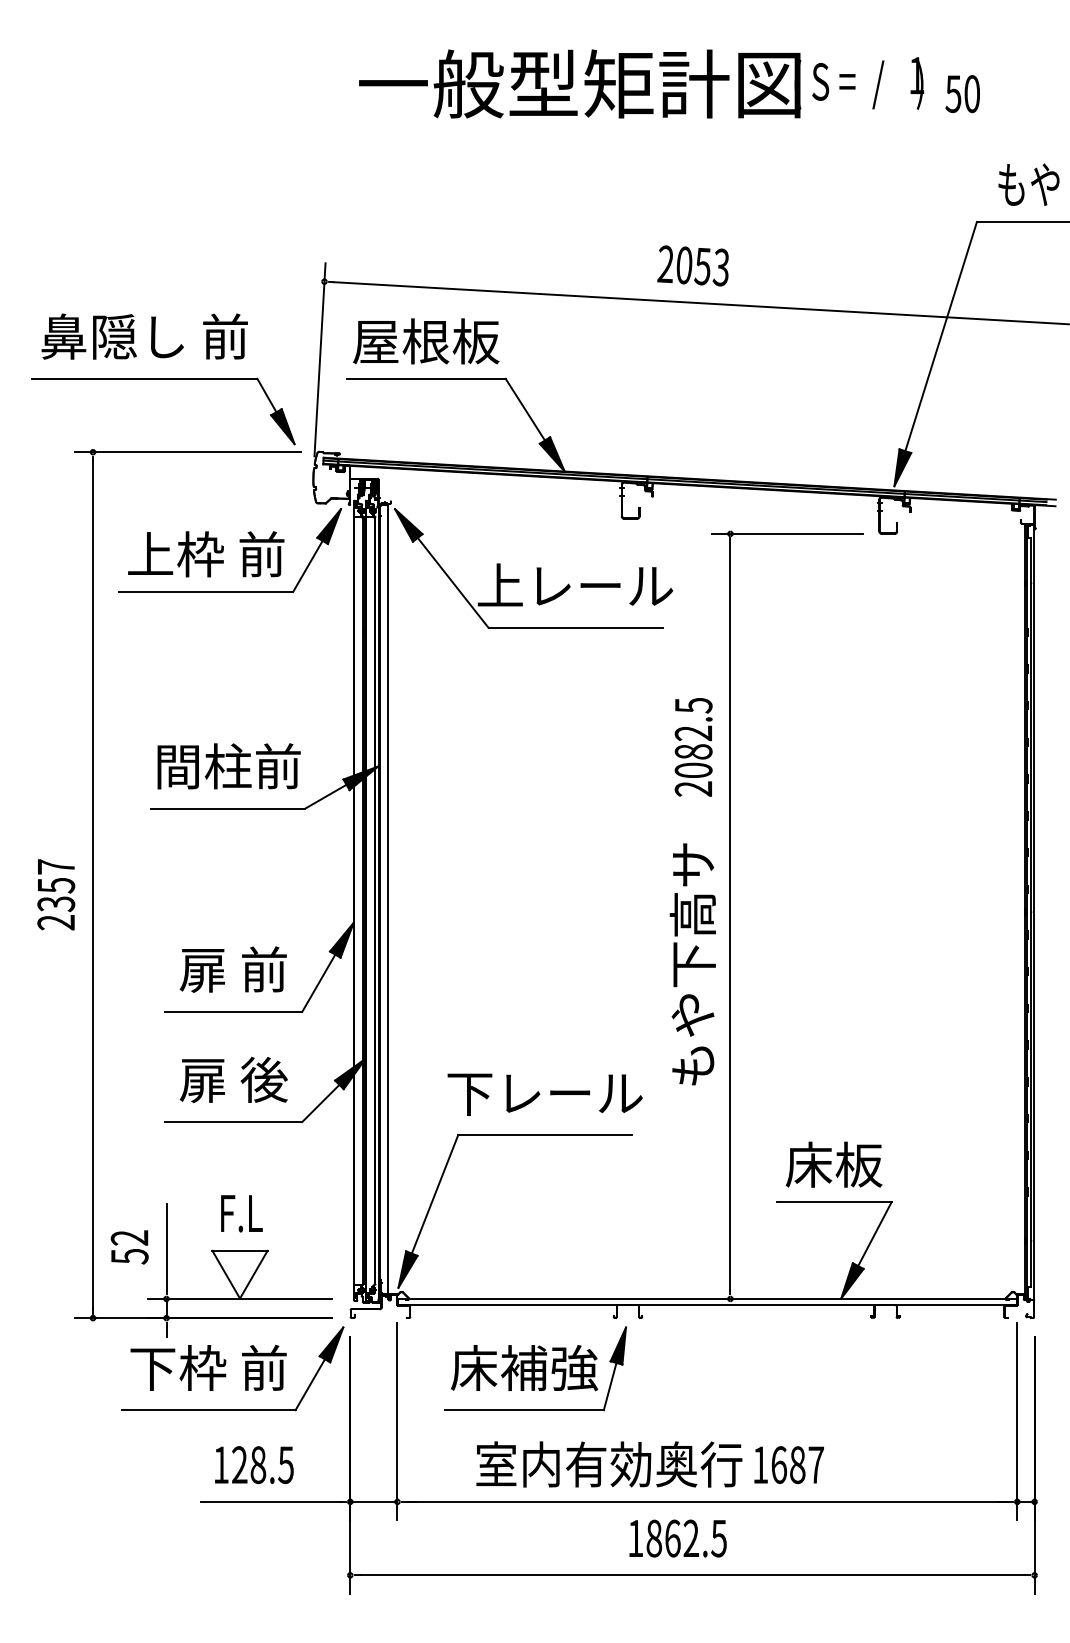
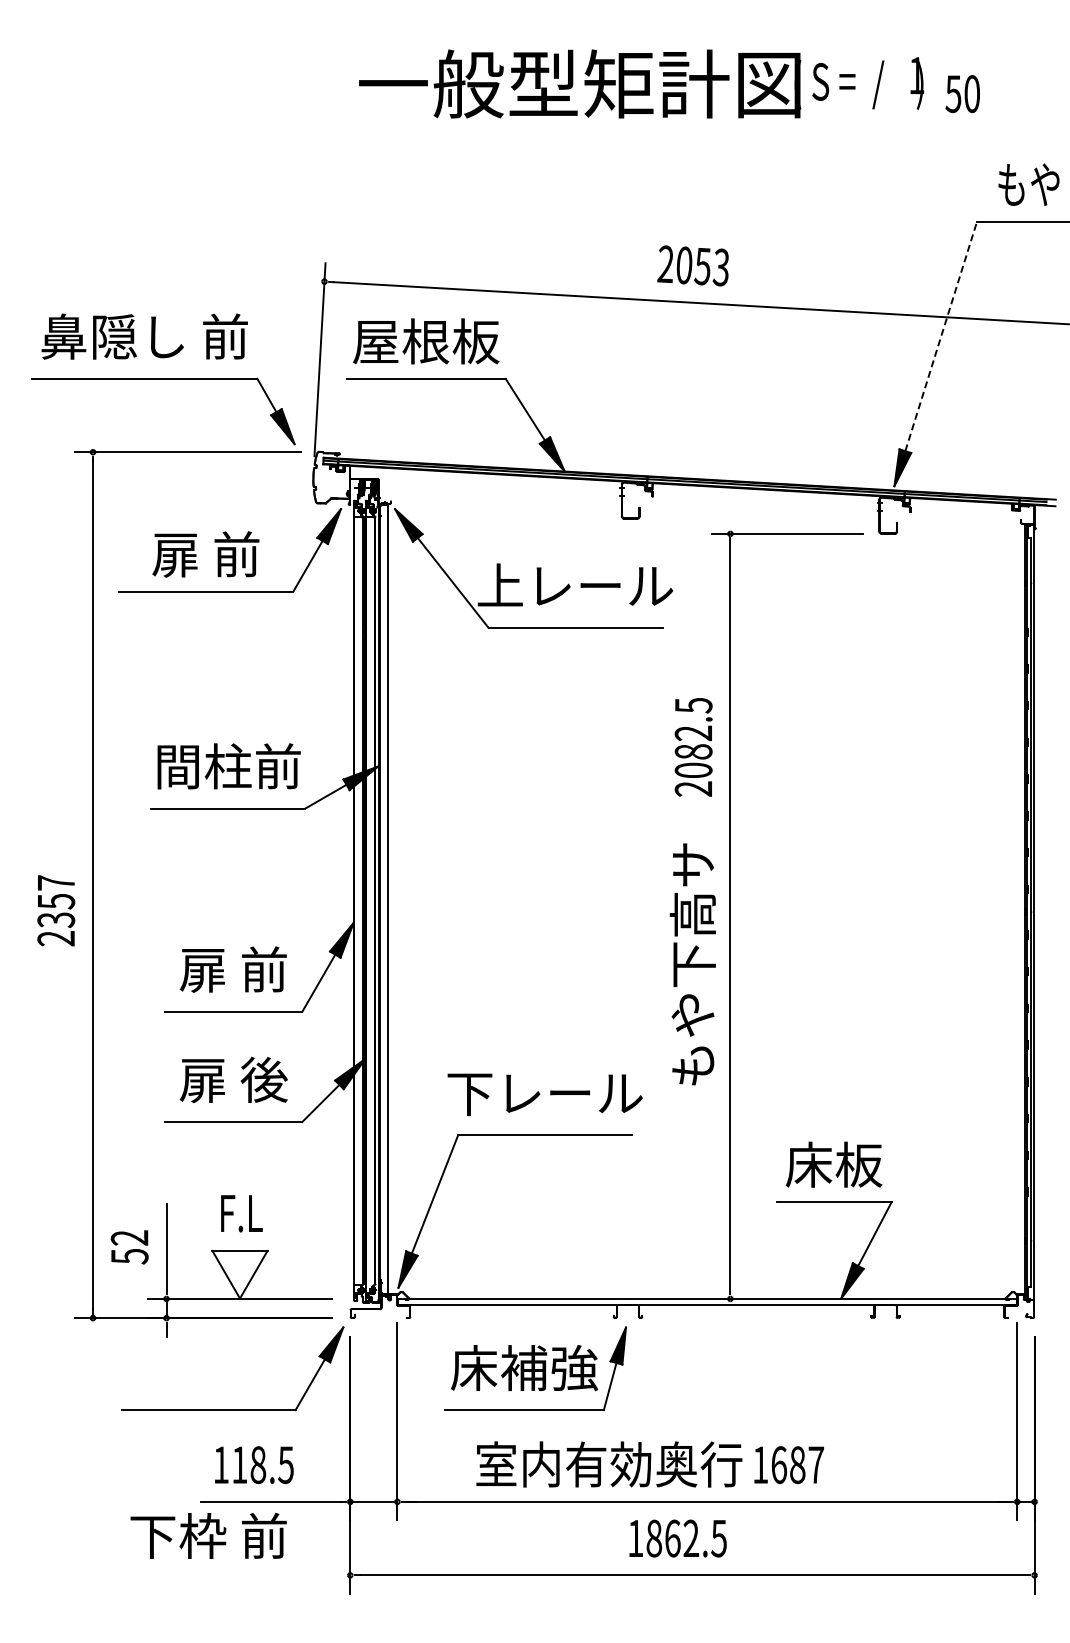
line: solid -> dashed (941, 336)
text: 上枠 前 -> 扉 前 (206, 554)
text position: (56, 894) -> (56, 910) (56, 910)
text position: (208, 1367) -> (208, 1535) (208, 1535)
text: 128.5 -> 118.5 (239, 1464)
